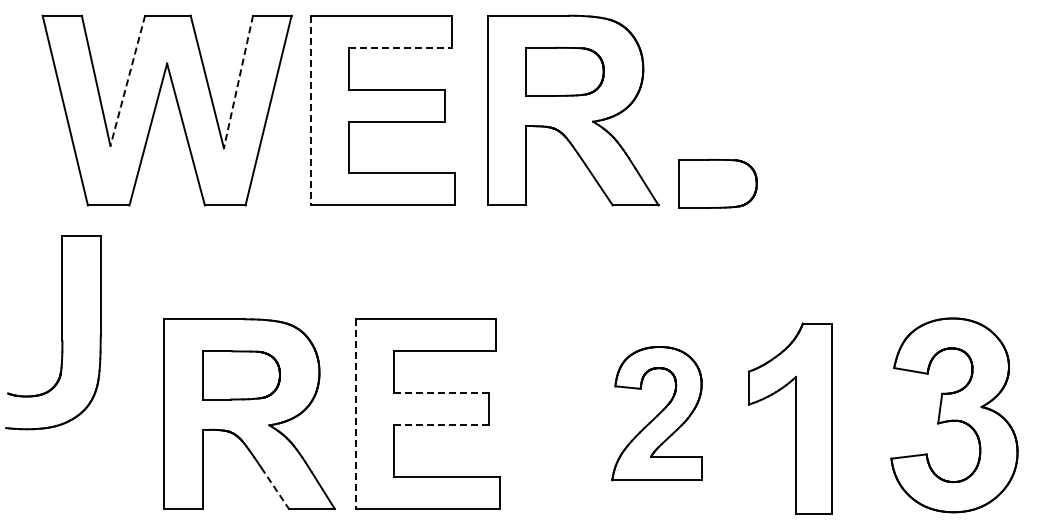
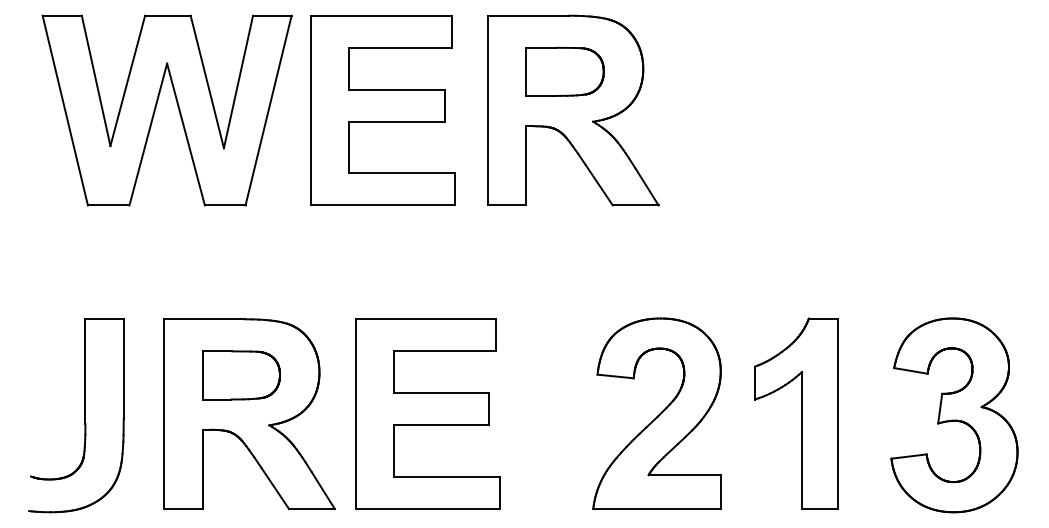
line: dashed -> solid (401, 47)
line: dashed -> solid (127, 81)
line: dashed -> solid (238, 82)
line: dashed -> solid (311, 110)
part: present -> none (717, 183)
part position: (61, 332) -> (84, 415) (84, 415)
line: dashed -> solid (441, 393)
part size: 92x136 px -> 130x193 px (656, 413)
line: dashed -> solid (355, 414)
part position: (790, 418) -> (796, 413) (796, 413)
line: dashed -> solid (441, 425)
line: dashed -> solid (275, 488)
